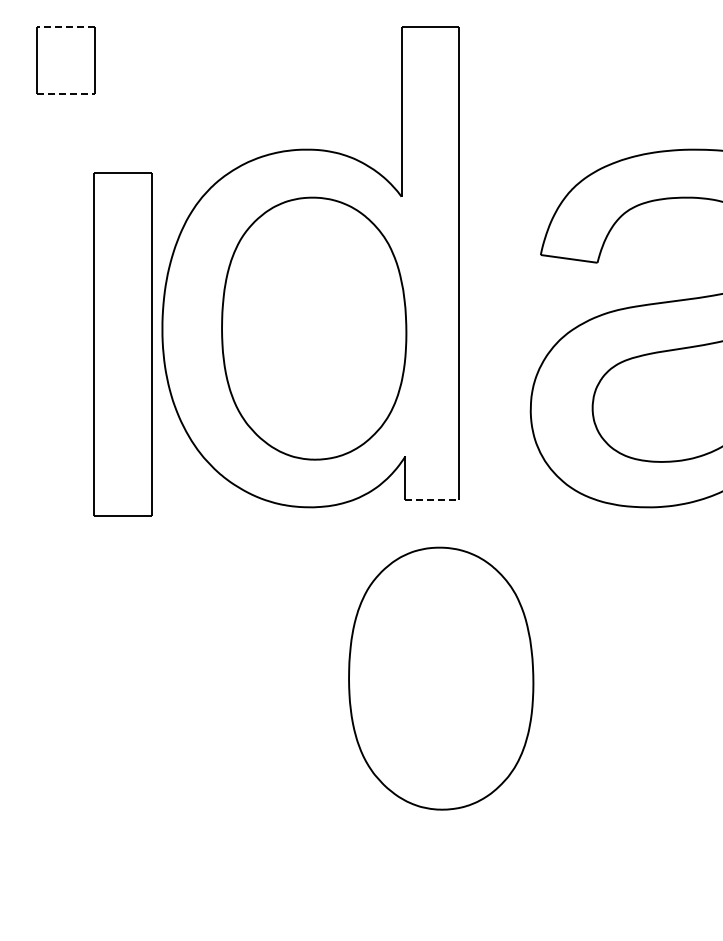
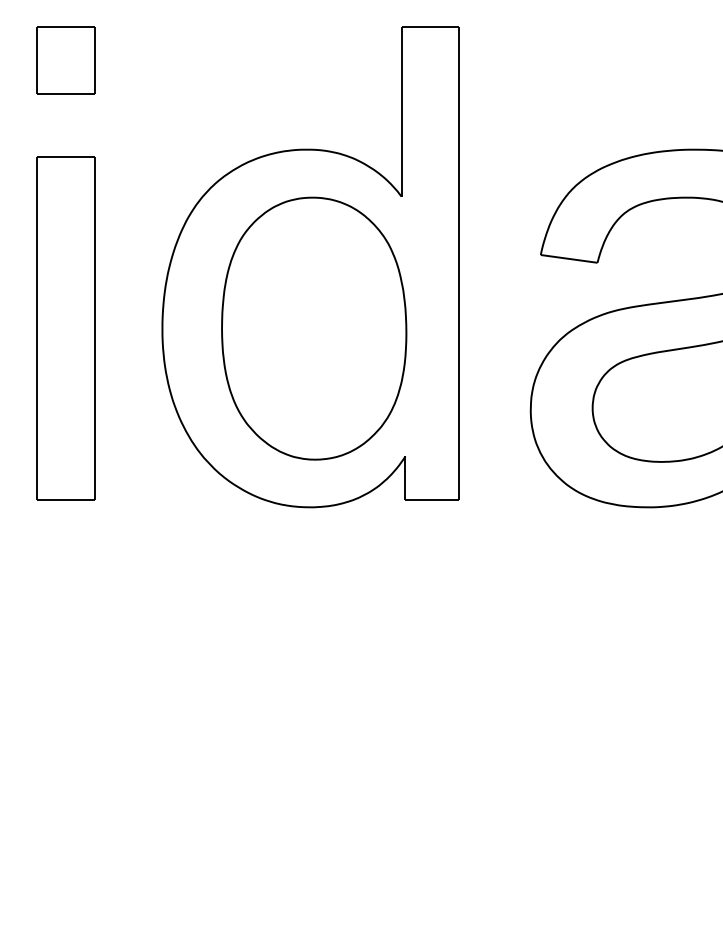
line: dashed -> solid (65, 27)
line: dashed -> solid (66, 93)
part position: (122, 344) -> (65, 328) (65, 328)
line: dashed -> solid (432, 499)
part: present -> none (441, 678)
